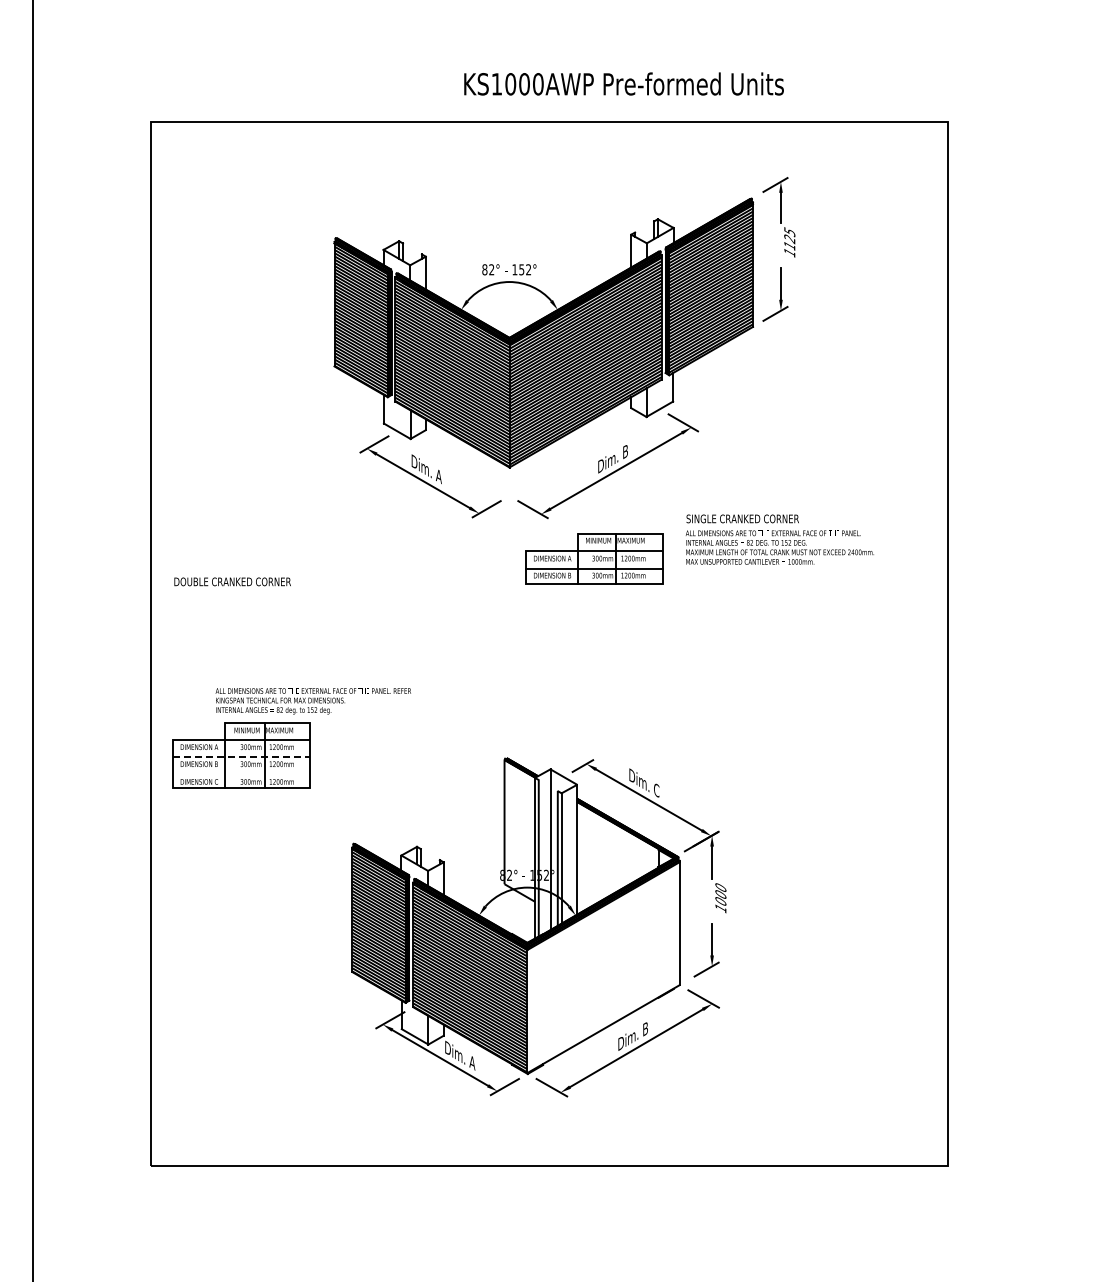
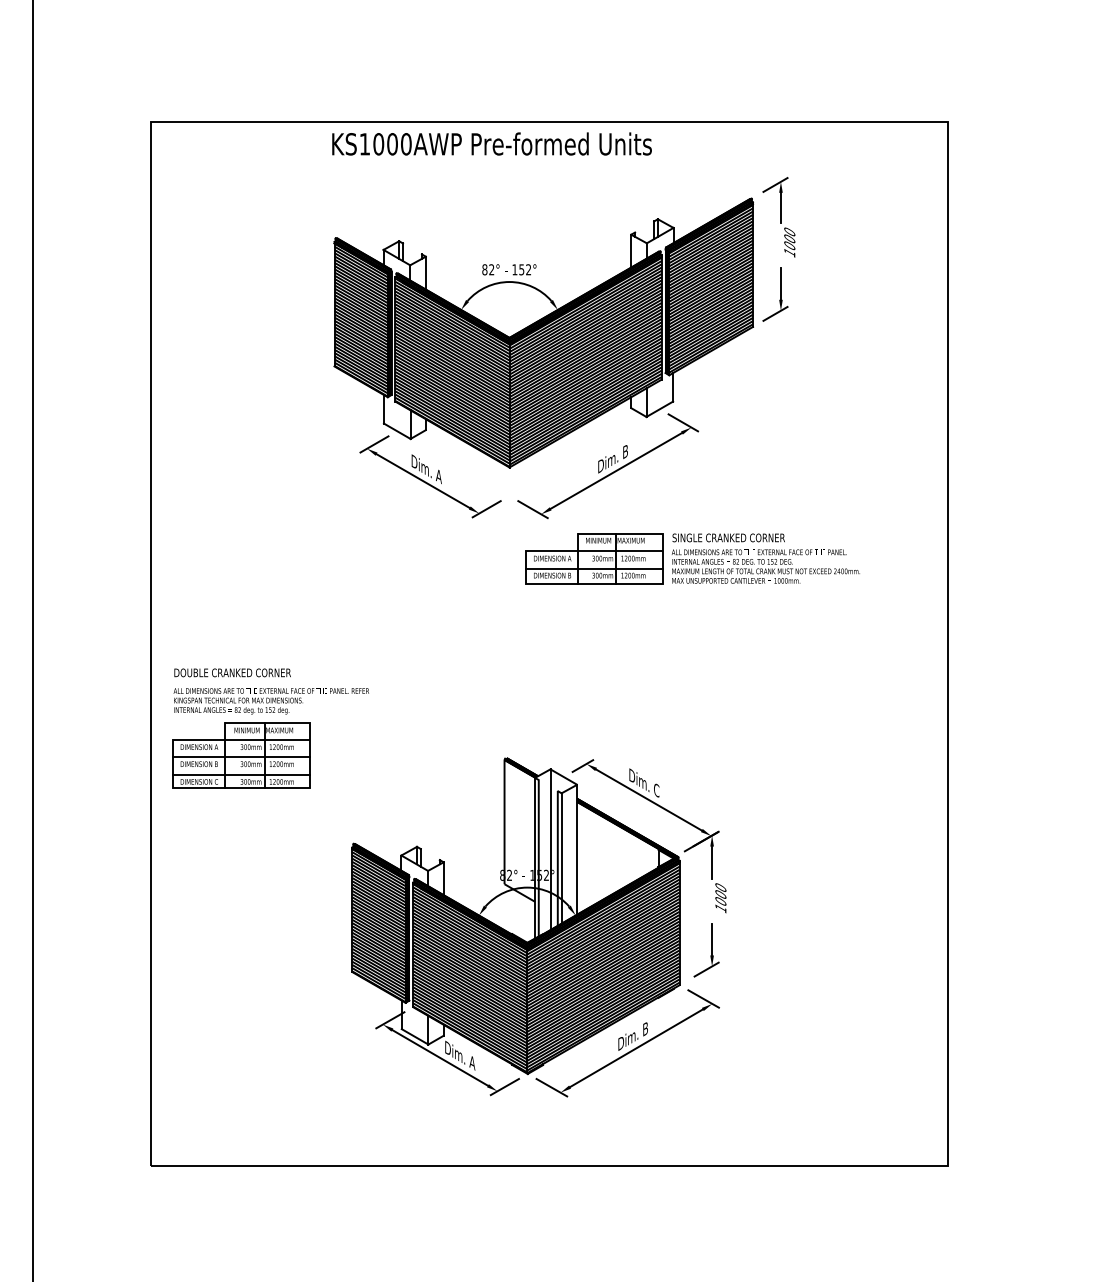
text position: (623, 83) -> (491, 143) (491, 143)
text: 1125 -> 1000 (789, 238)
text position: (779, 539) -> (765, 558) (765, 558)
text position: (232, 581) -> (232, 672) (232, 672)
text position: (312, 701) -> (270, 701) (270, 701)
line: dashed -> solid (241, 757)
line: none -> present (240, 774)
hatch: none -> present (603, 966)
